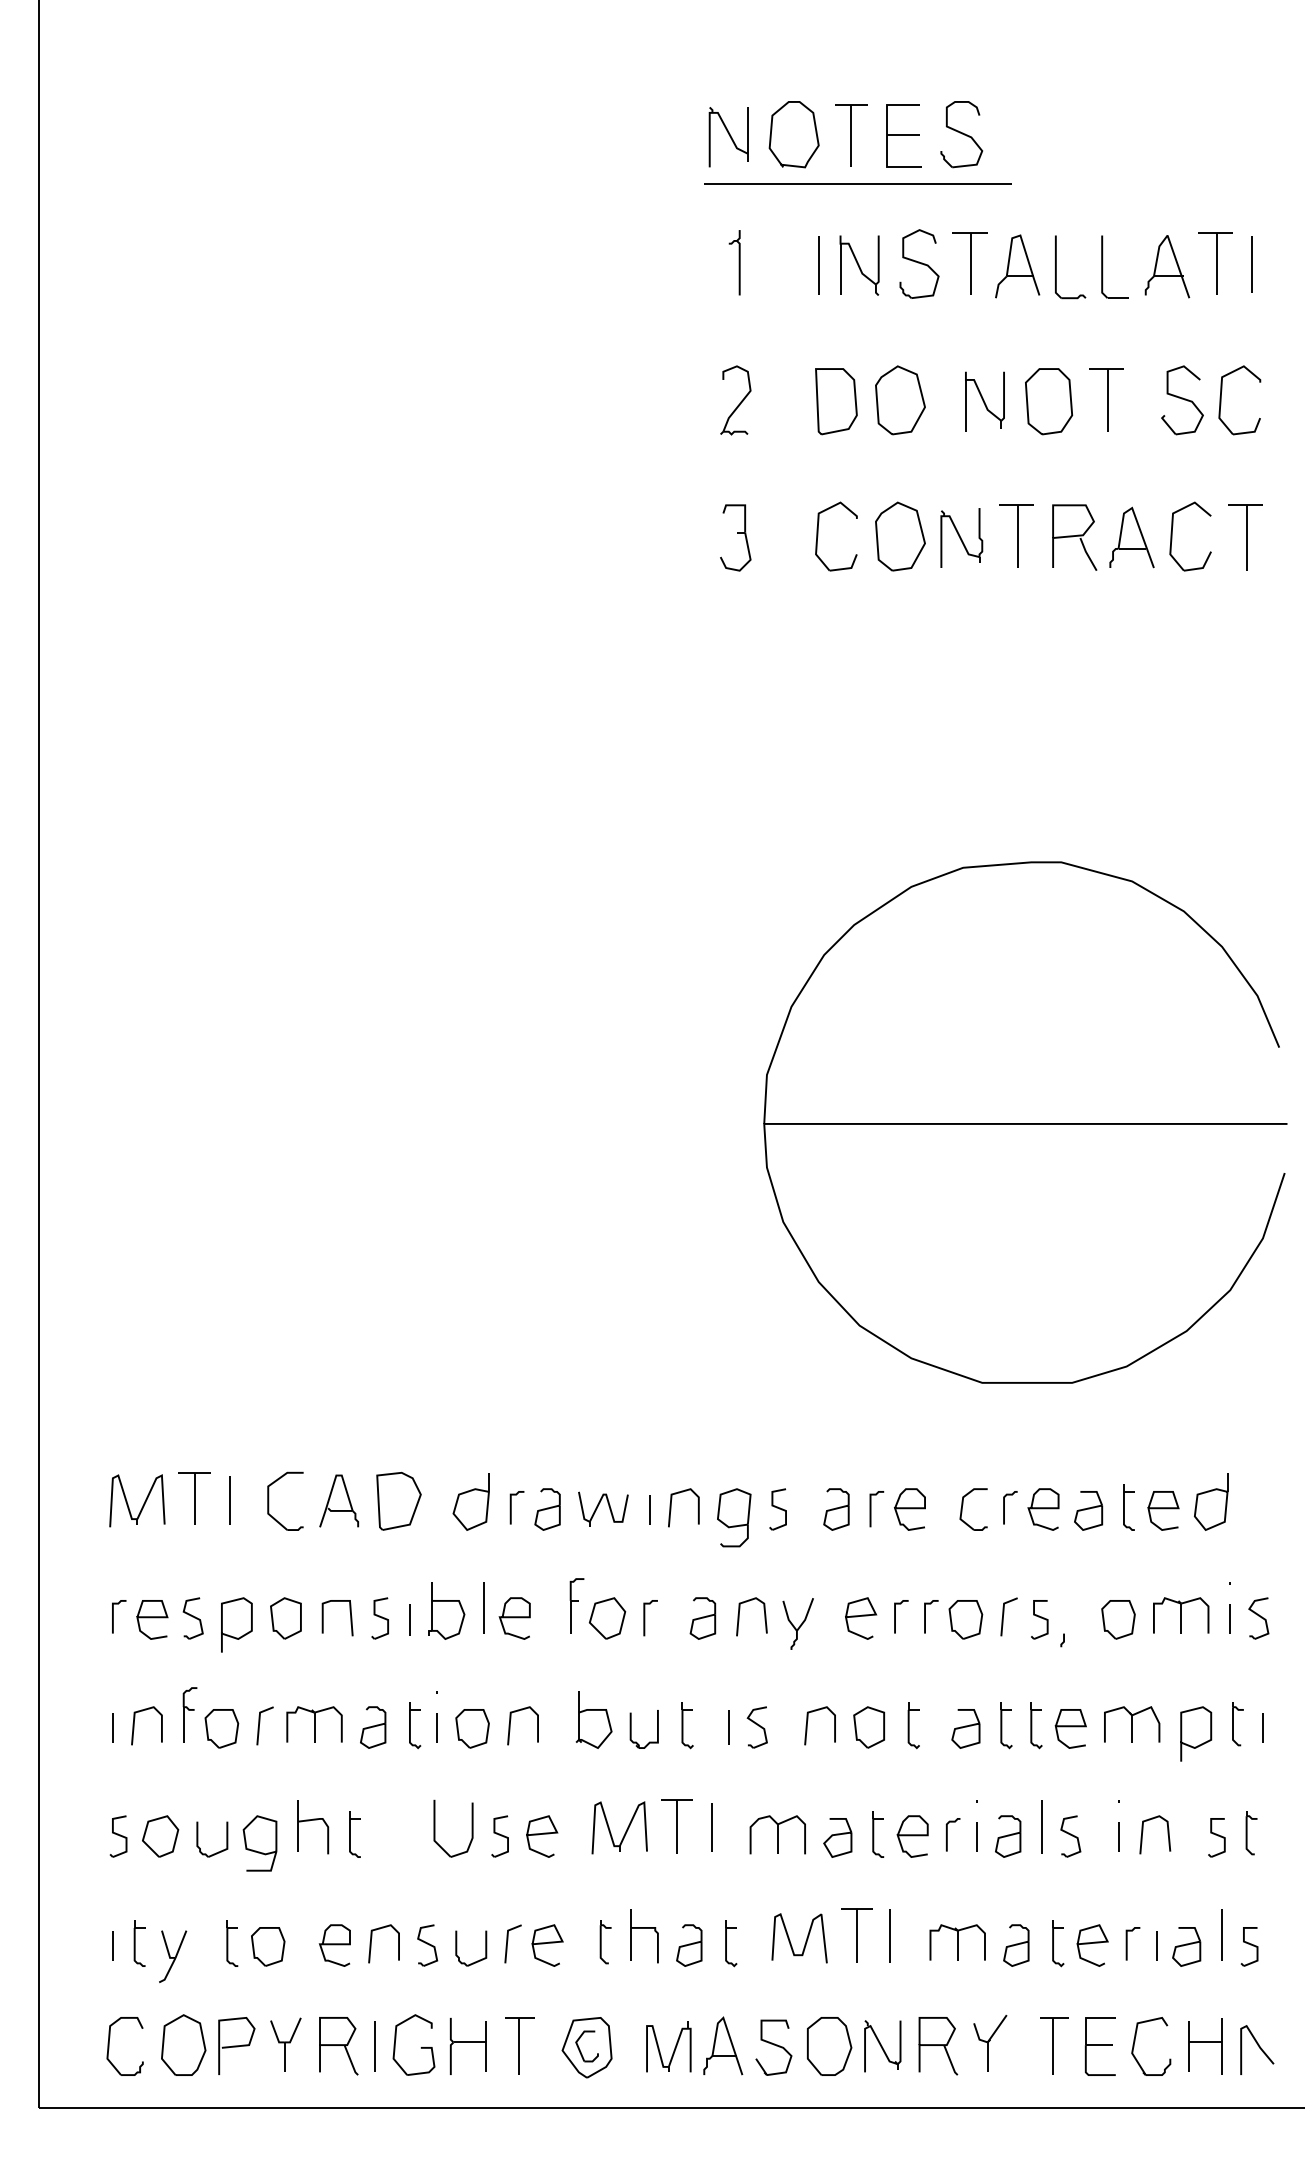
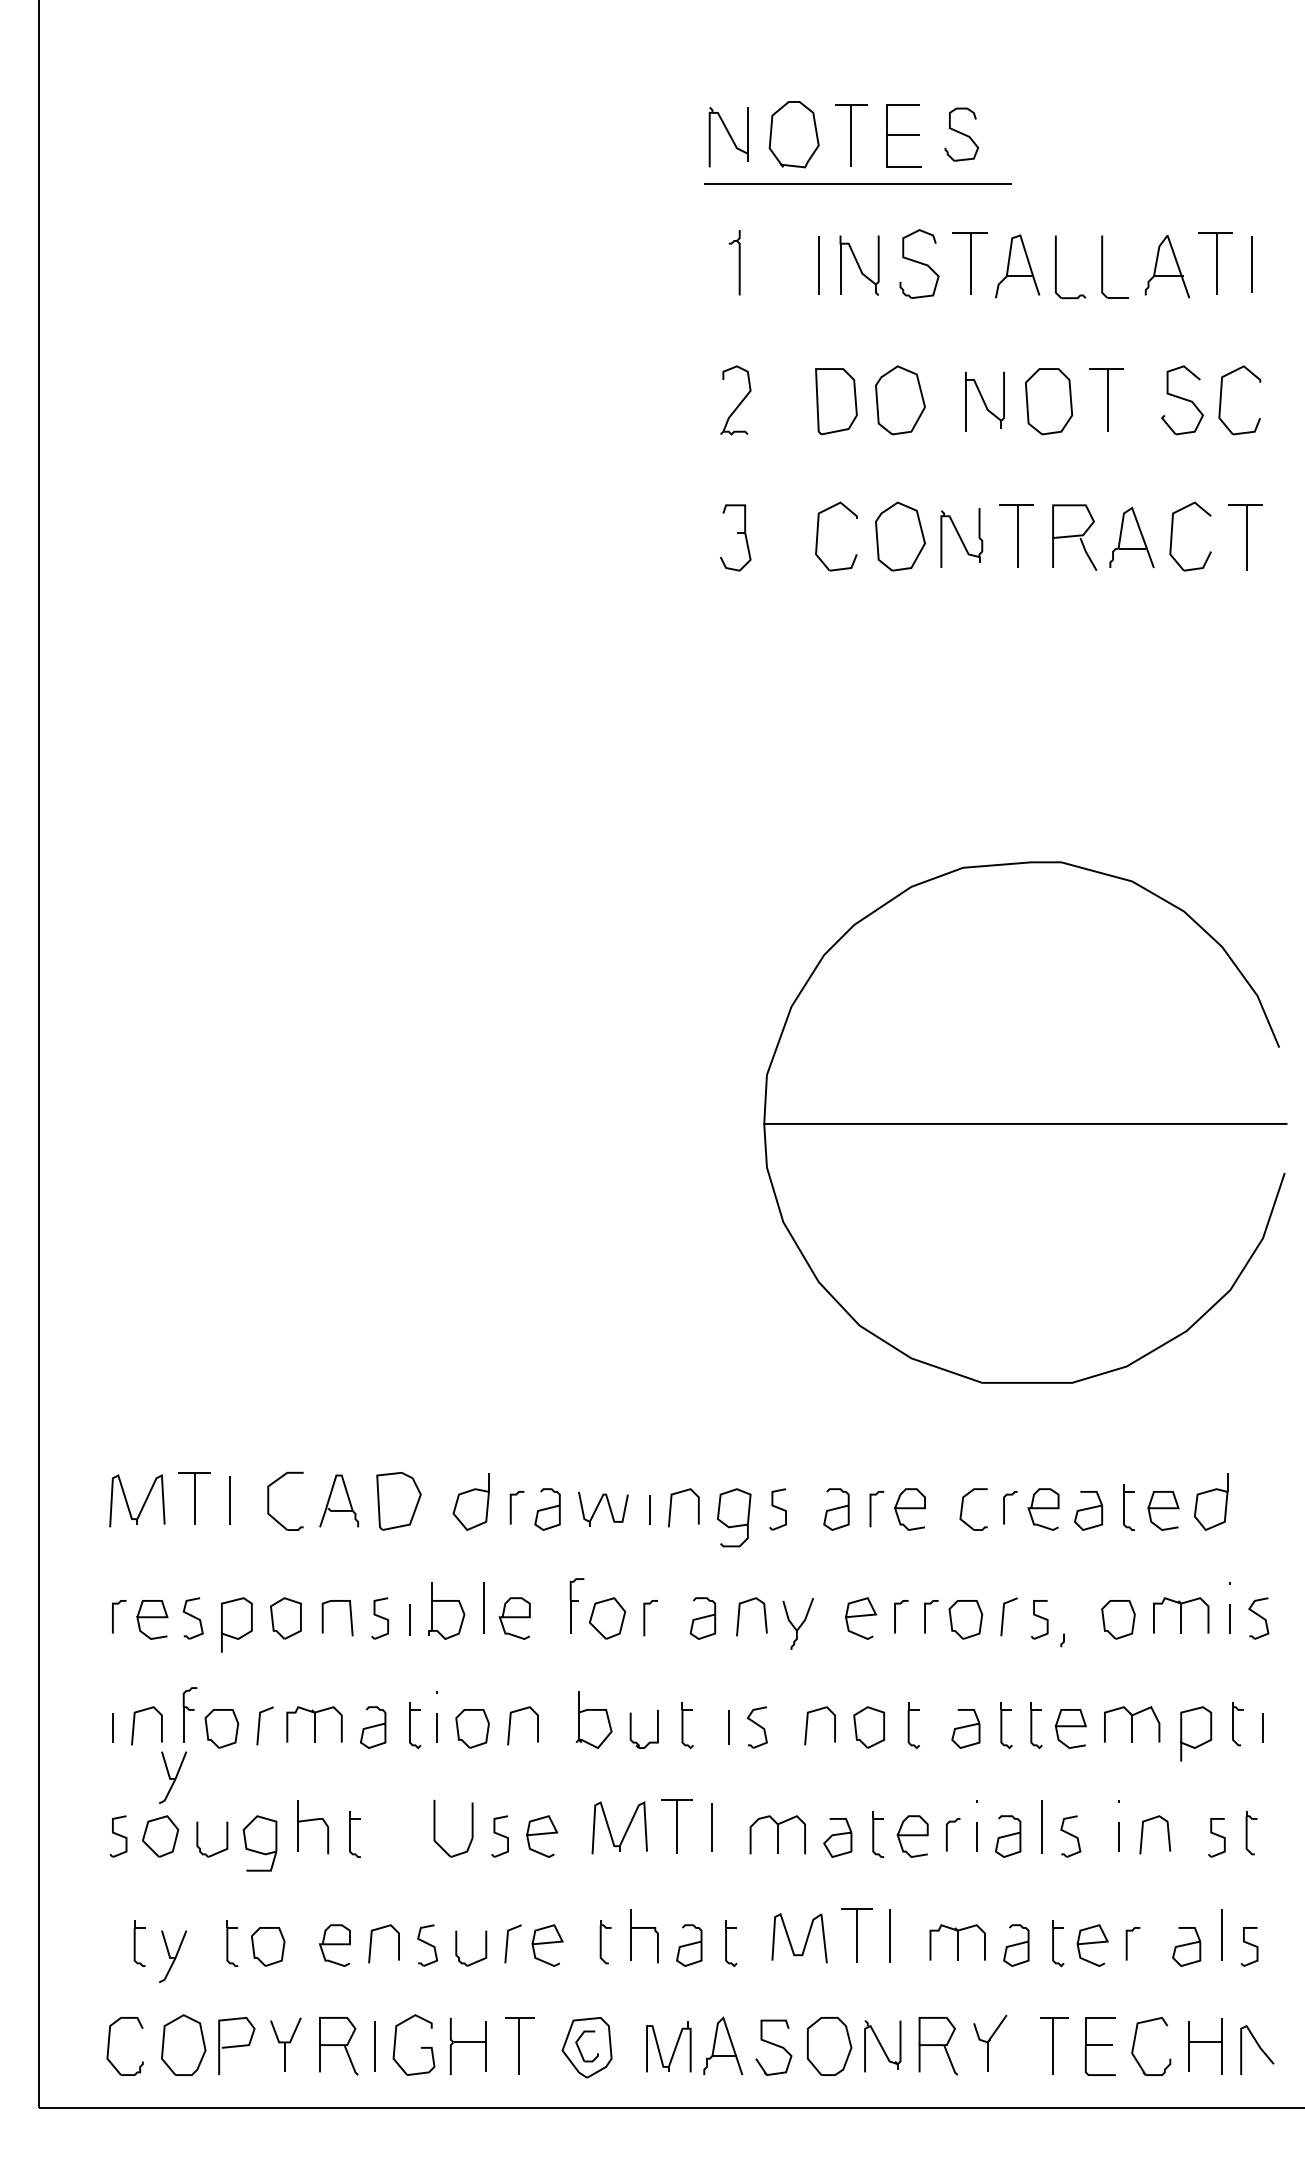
part size: 44x68 px -> 36x55 px (961, 134)
part: none -> present (173, 1777)
line: present -> none (112, 1945)
line: present -> none (1156, 1945)
